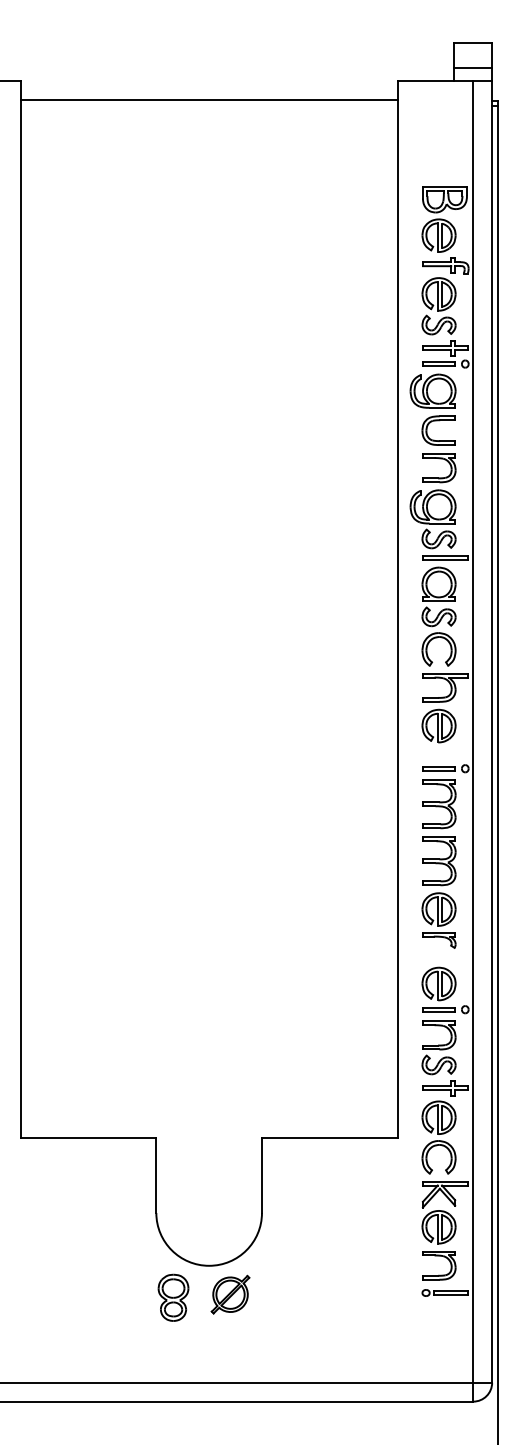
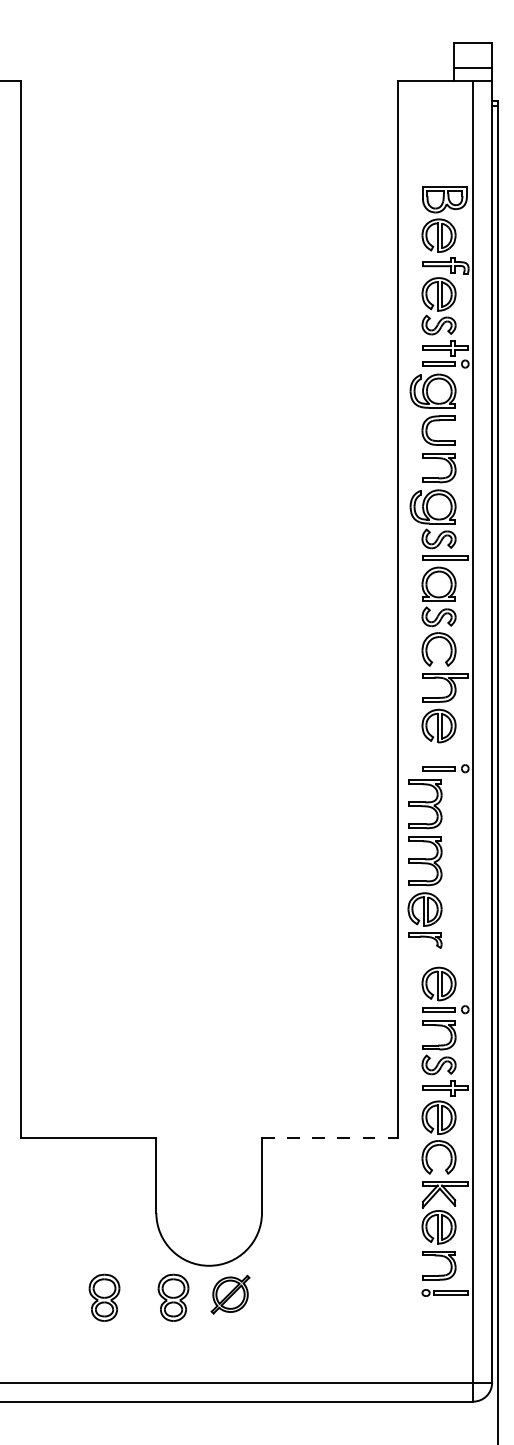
line: present -> none (208, 99)
part position: (438, 863) -> (424, 863) (424, 863)
line: solid -> dashed (329, 1137)
part: none -> present (104, 1297)
